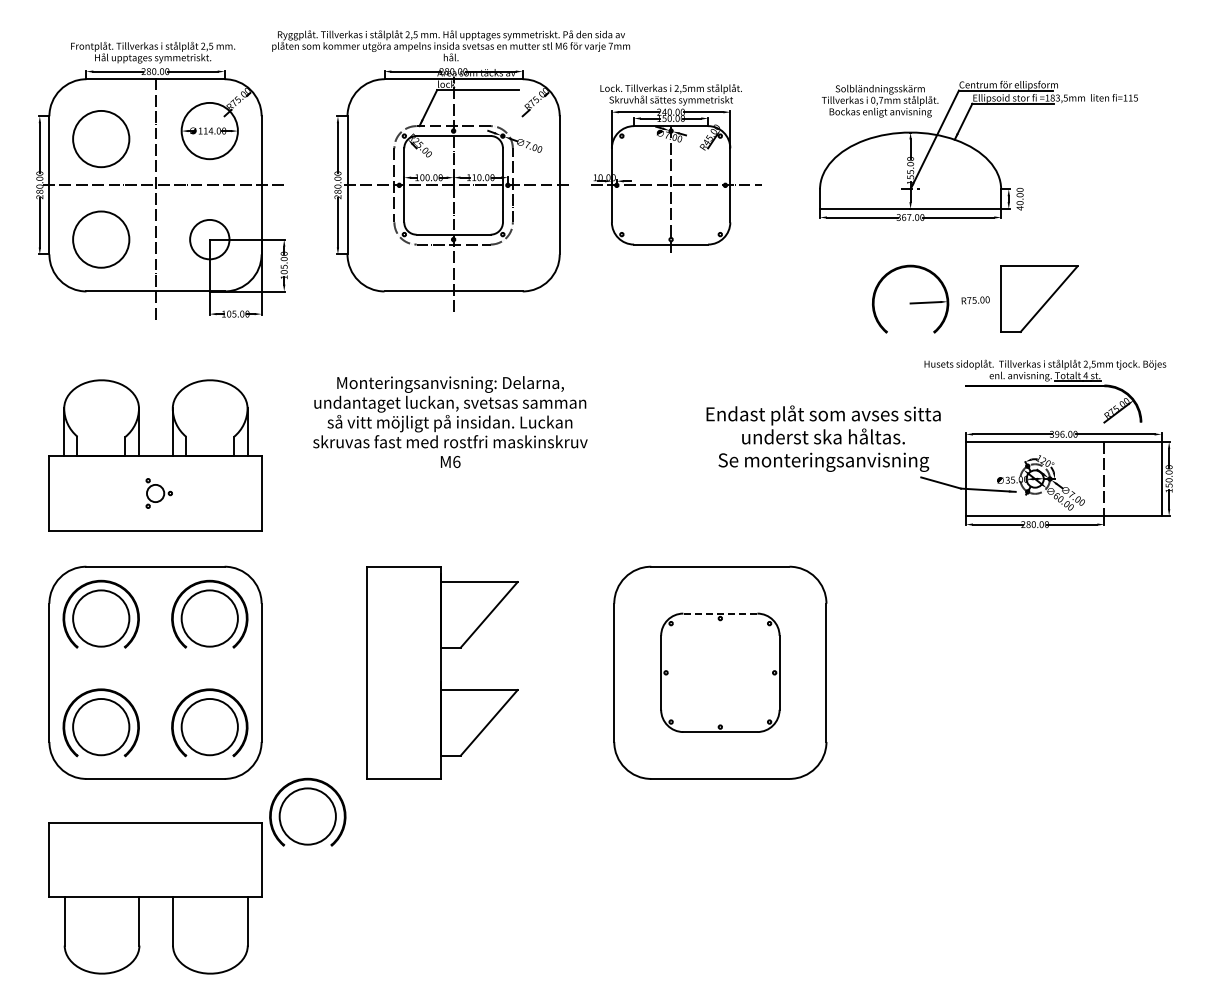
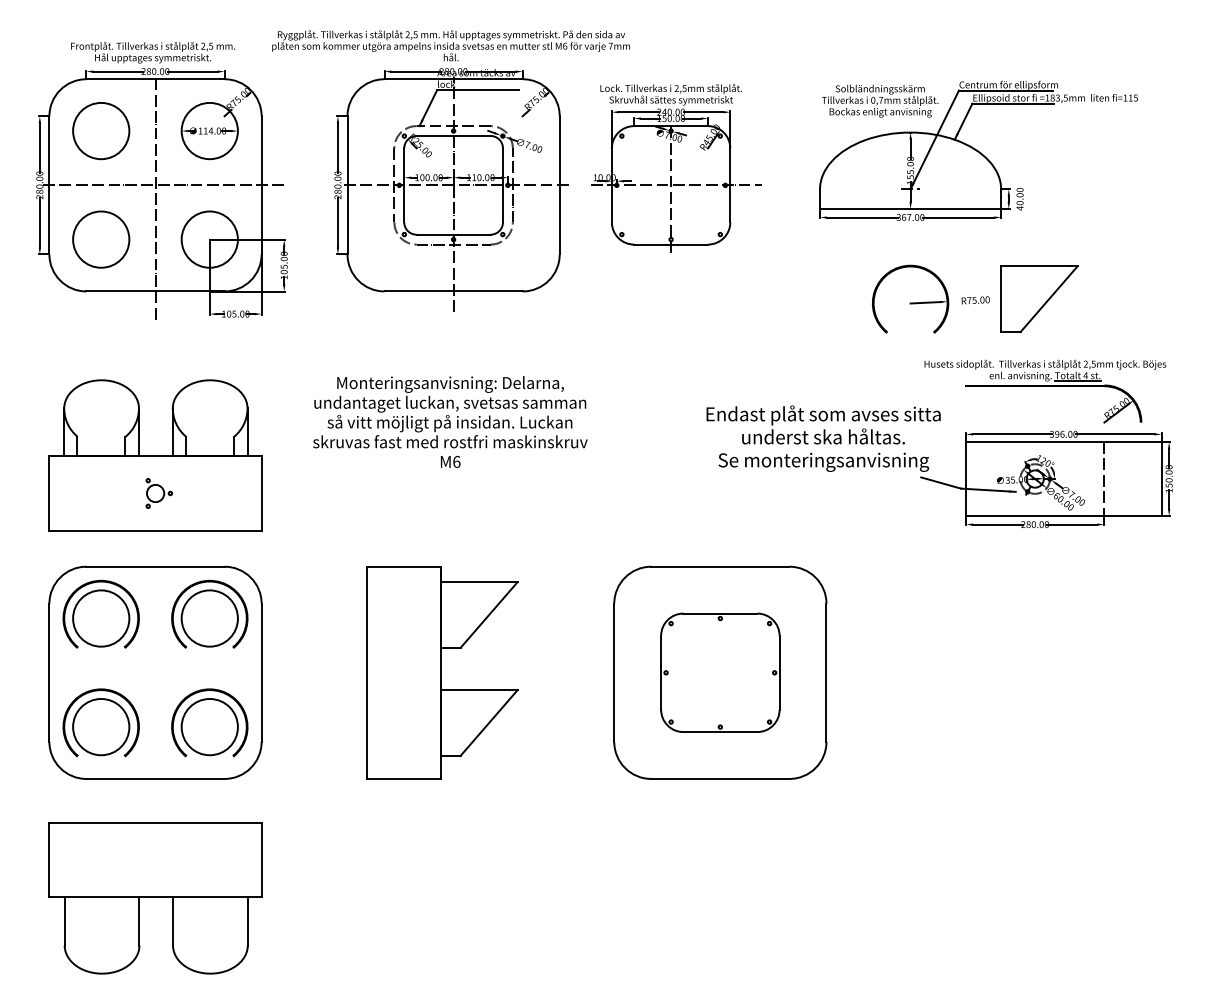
circle position: (101, 139) -> (101, 131) (101, 131)
circle diameter: 39 px -> 56 px (209, 239)
line: dashed -> solid (719, 613)
part: present -> none (307, 811)
